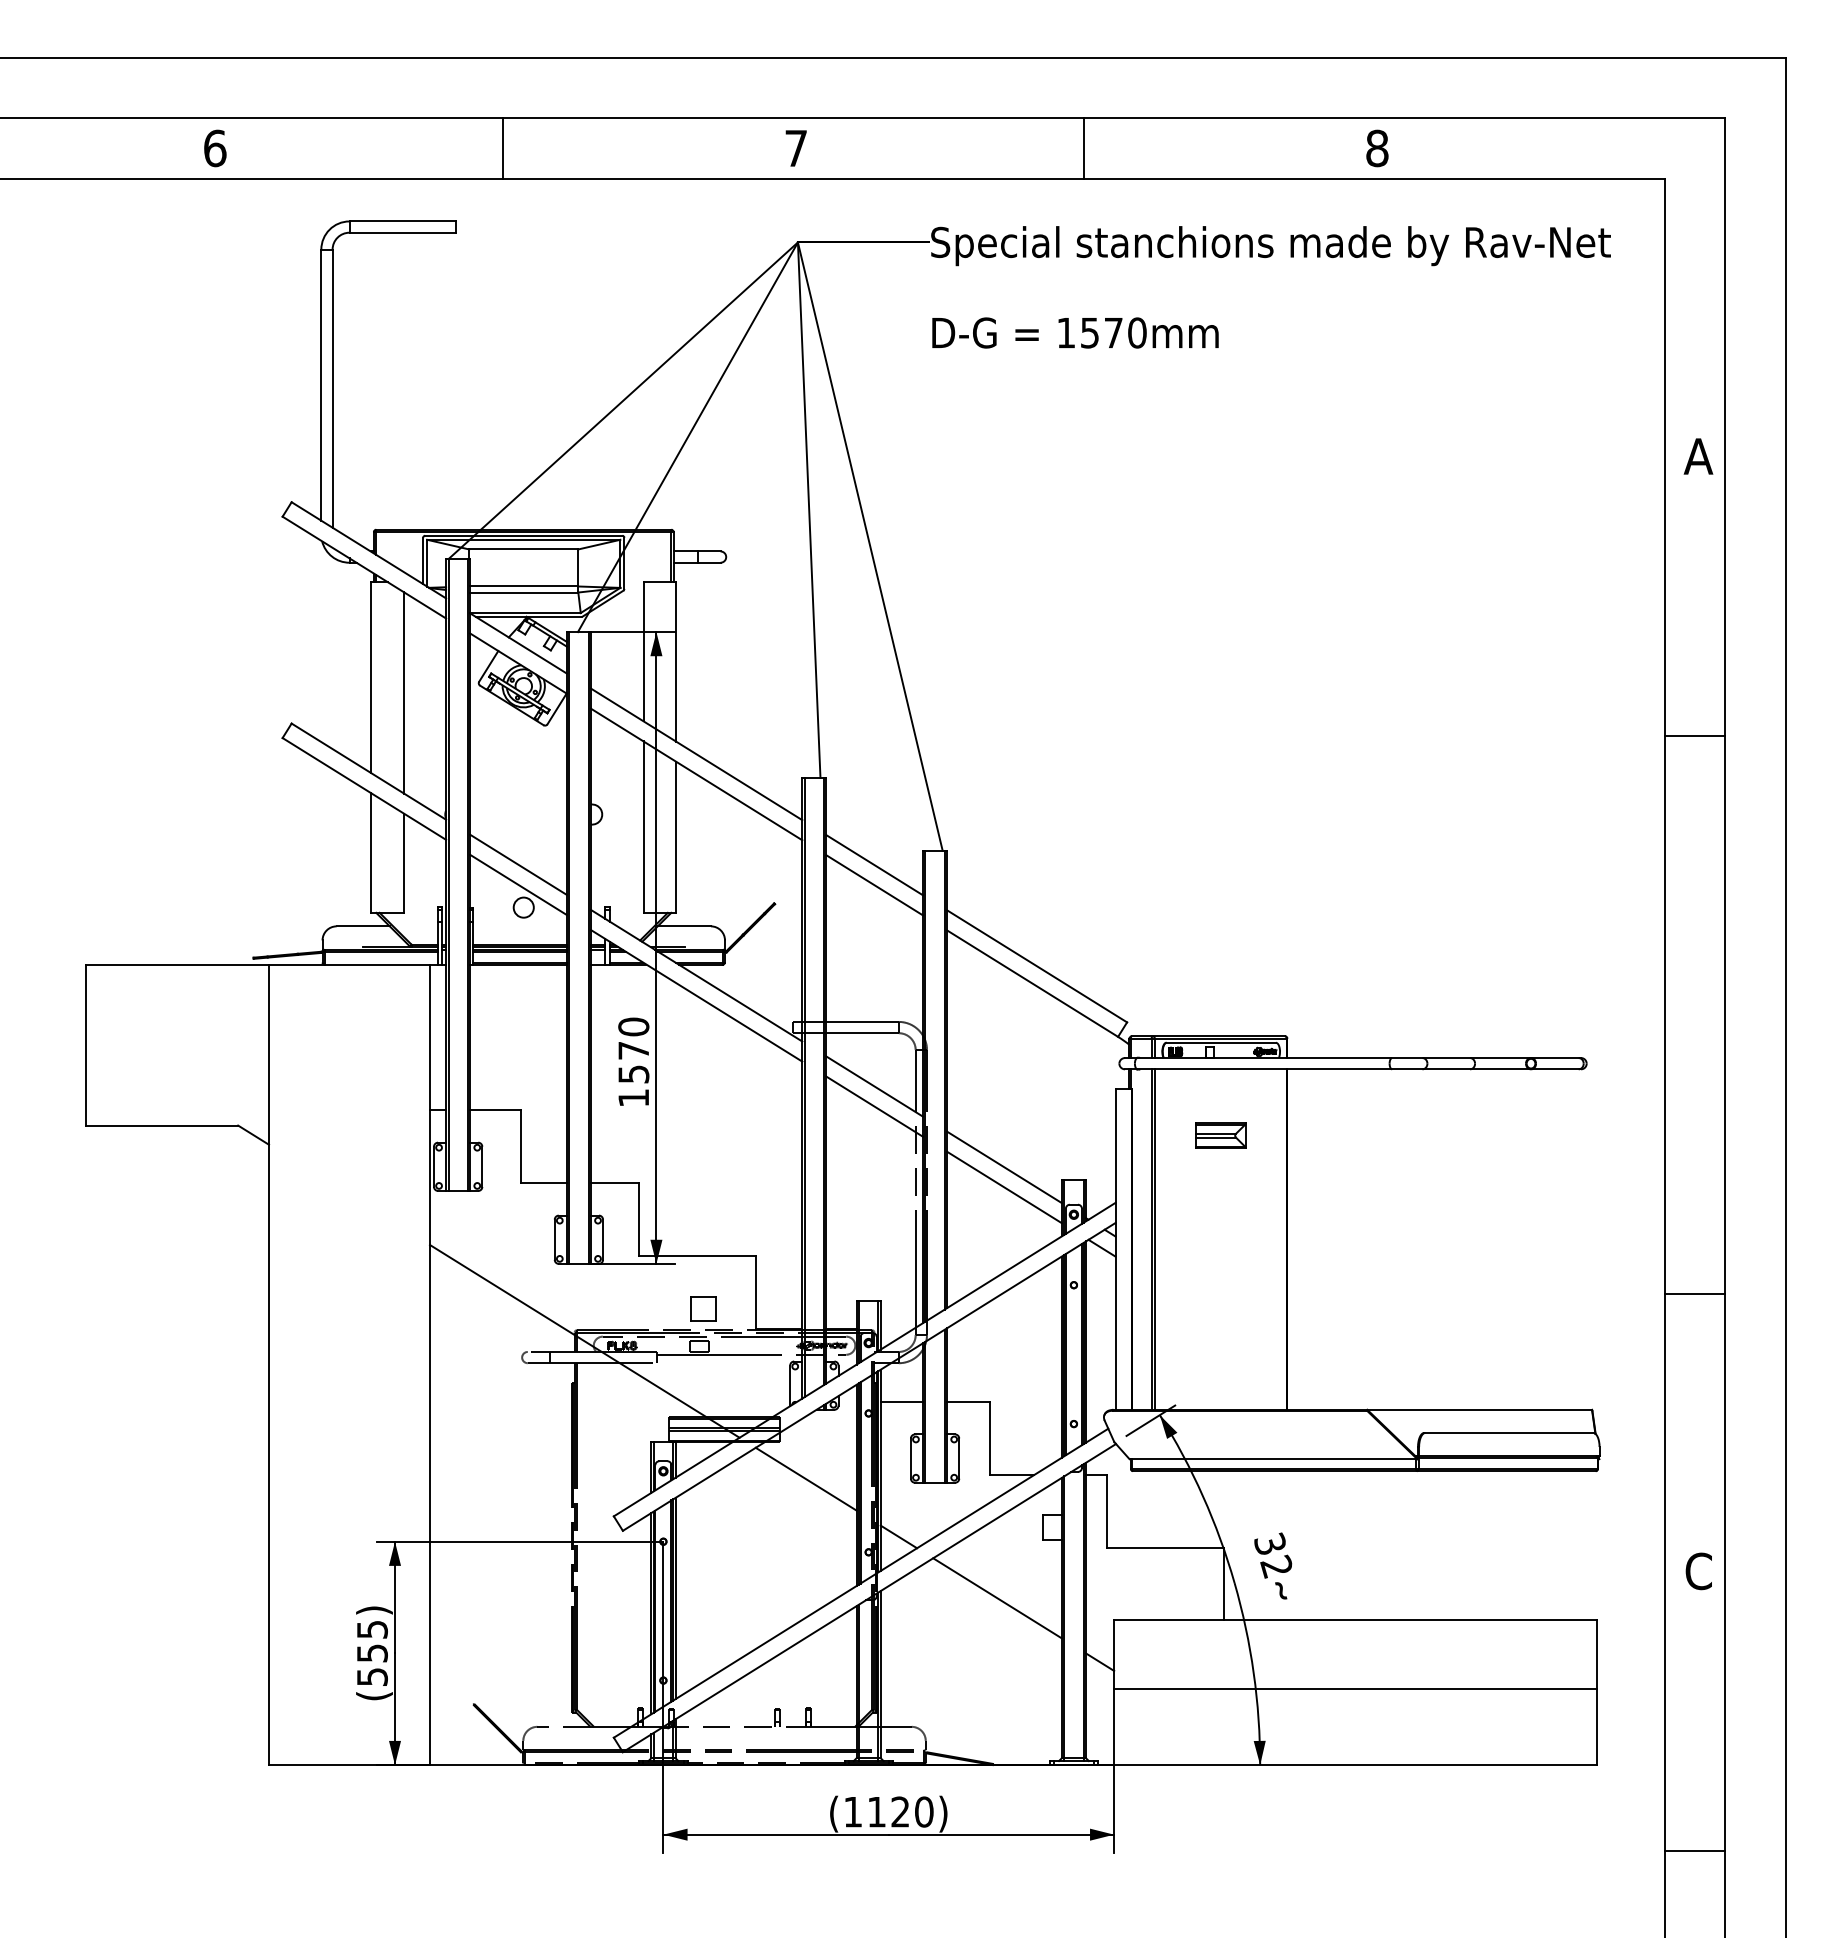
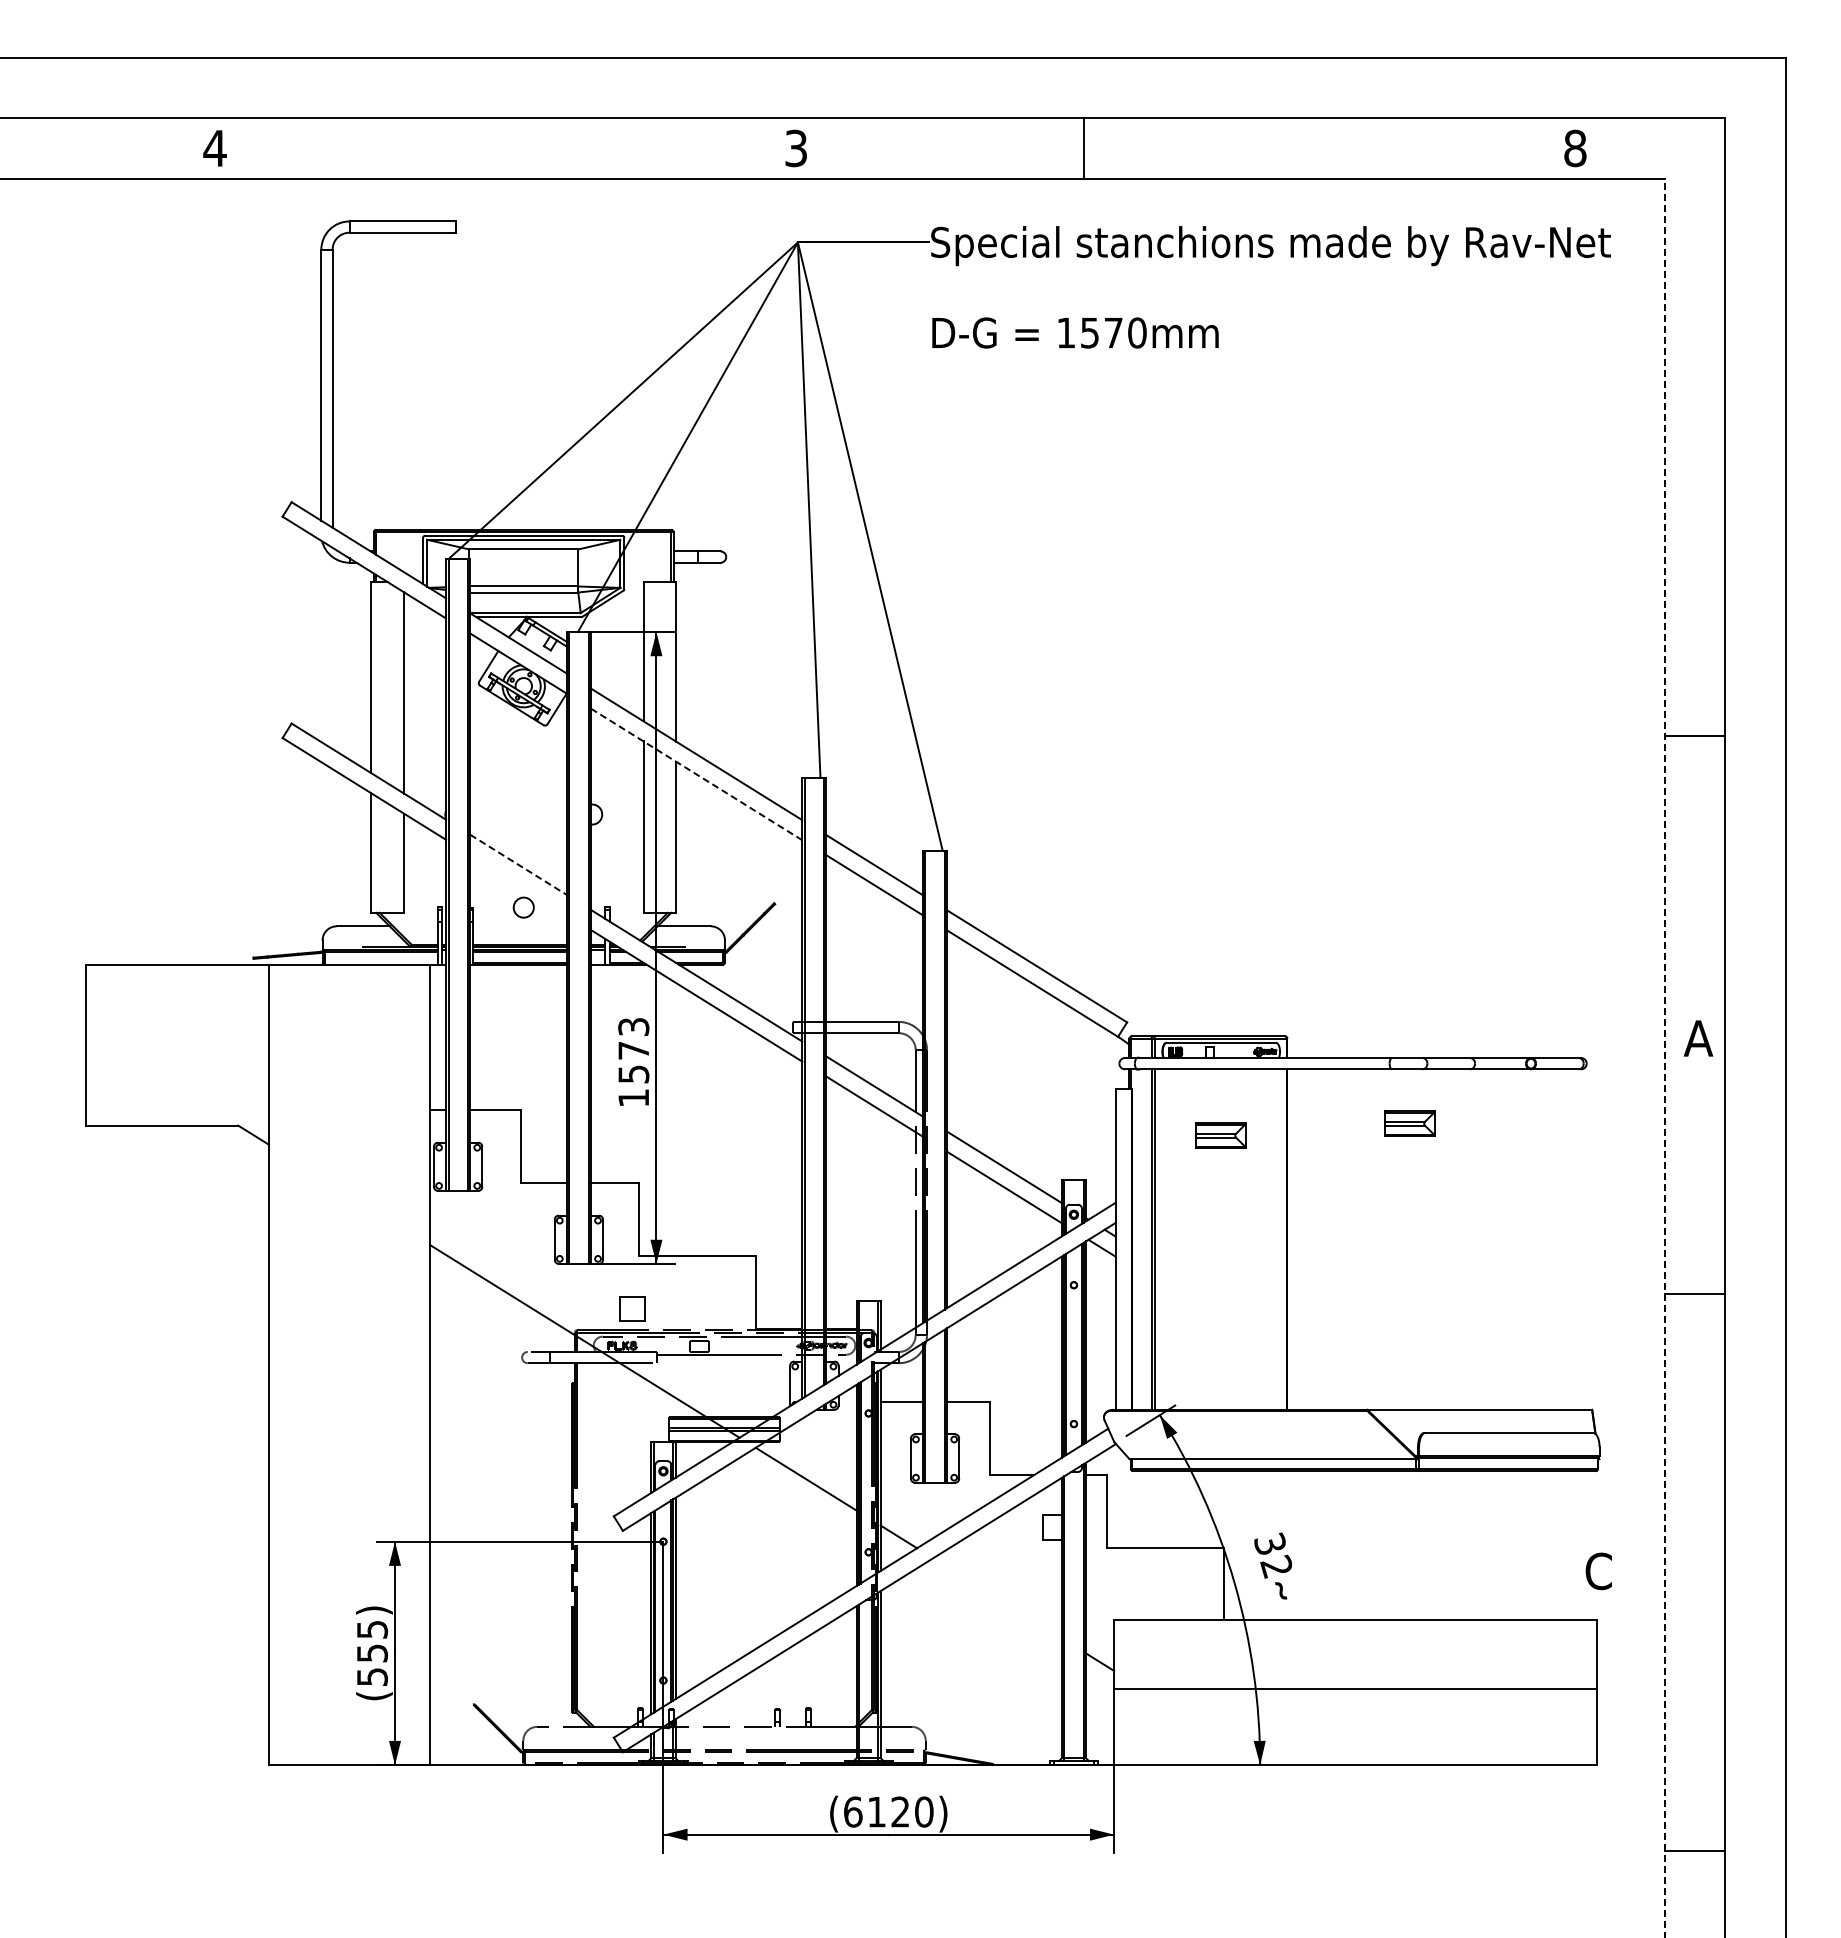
text: 6 -> 4 (214, 148)
line: present -> none (503, 148)
text: 7 -> 3 (795, 148)
text position: (1377, 148) -> (1575, 148) (1575, 148)
text position: (1698, 456) -> (1698, 1038) (1698, 1038)
line: solid -> dashed (697, 774)
line: solid -> dashed (518, 864)
line: present -> none (518, 884)
text: 1570 -> 1573 (633, 1026)
line: solid -> dashed (1664, 1057)
part: none -> present (1409, 1123)
part position: (703, 1308) -> (632, 1308) (632, 1308)
text position: (1698, 1571) -> (1598, 1571) (1598, 1571)
line: present -> none (997, 1598)
text: (1120) -> (6120) (853, 1811)
